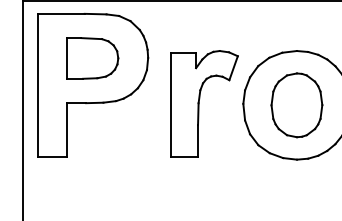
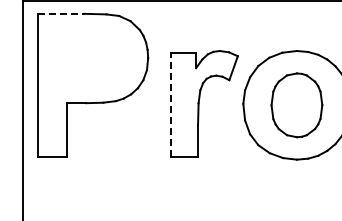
line: solid -> dashed (61, 13)
part: present -> none (92, 58)
line: solid -> dashed (170, 105)
